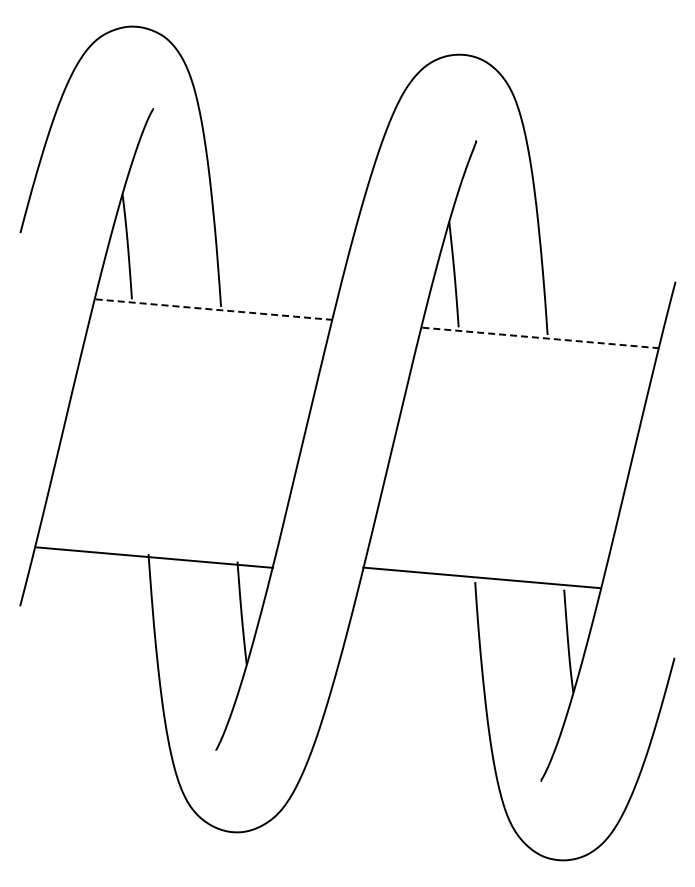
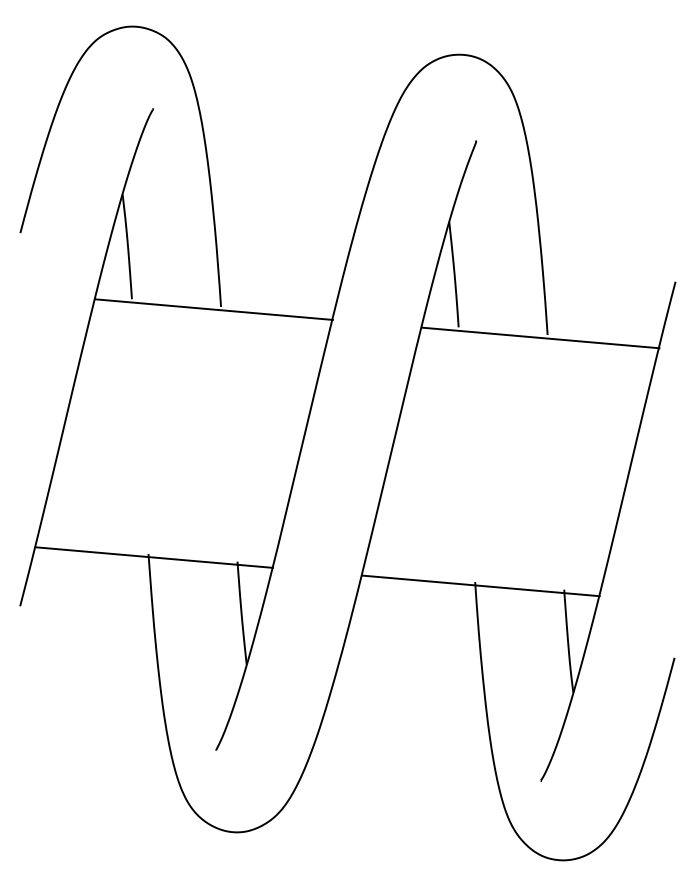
line: dashed -> solid (213, 309)
line: dashed -> solid (540, 337)
line position: (481, 577) -> (480, 585) (480, 585)
